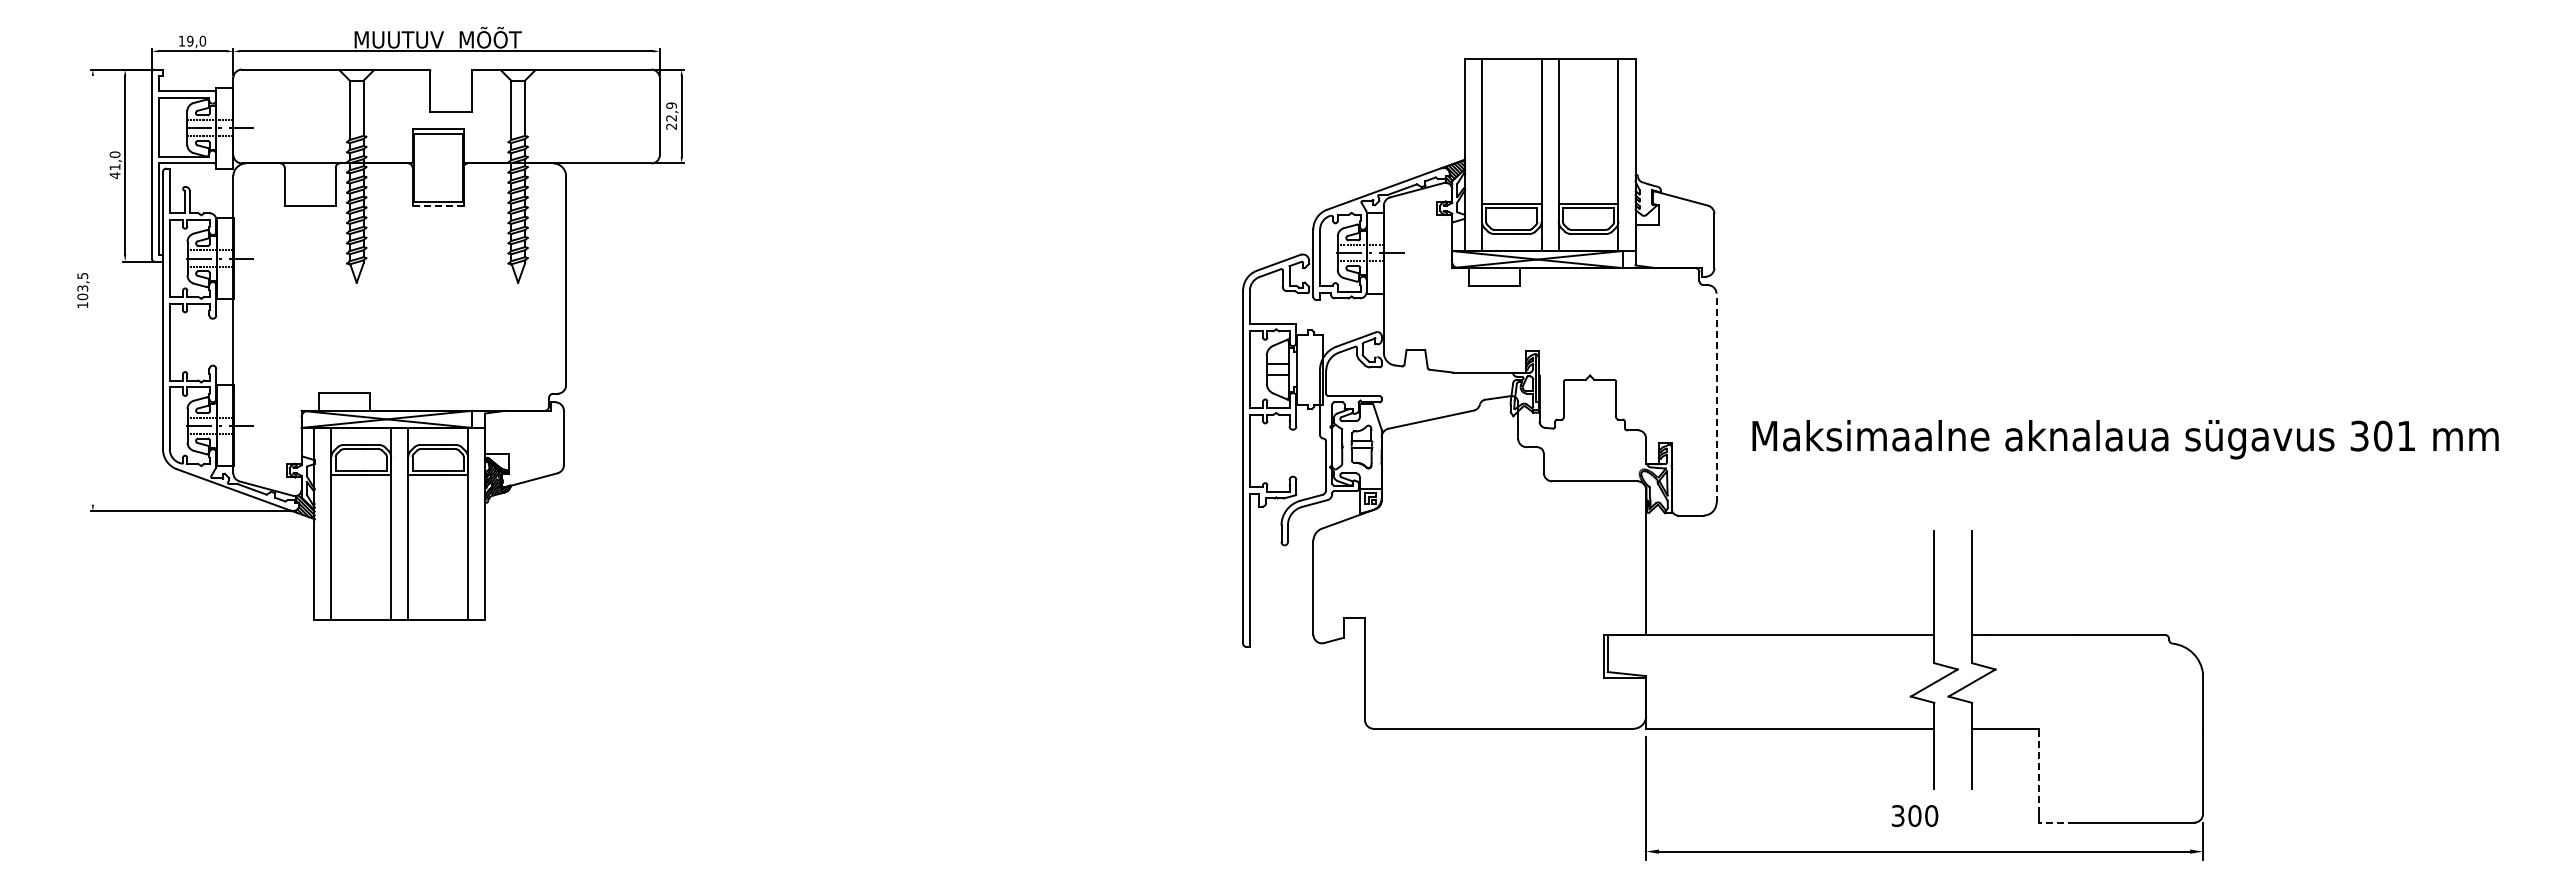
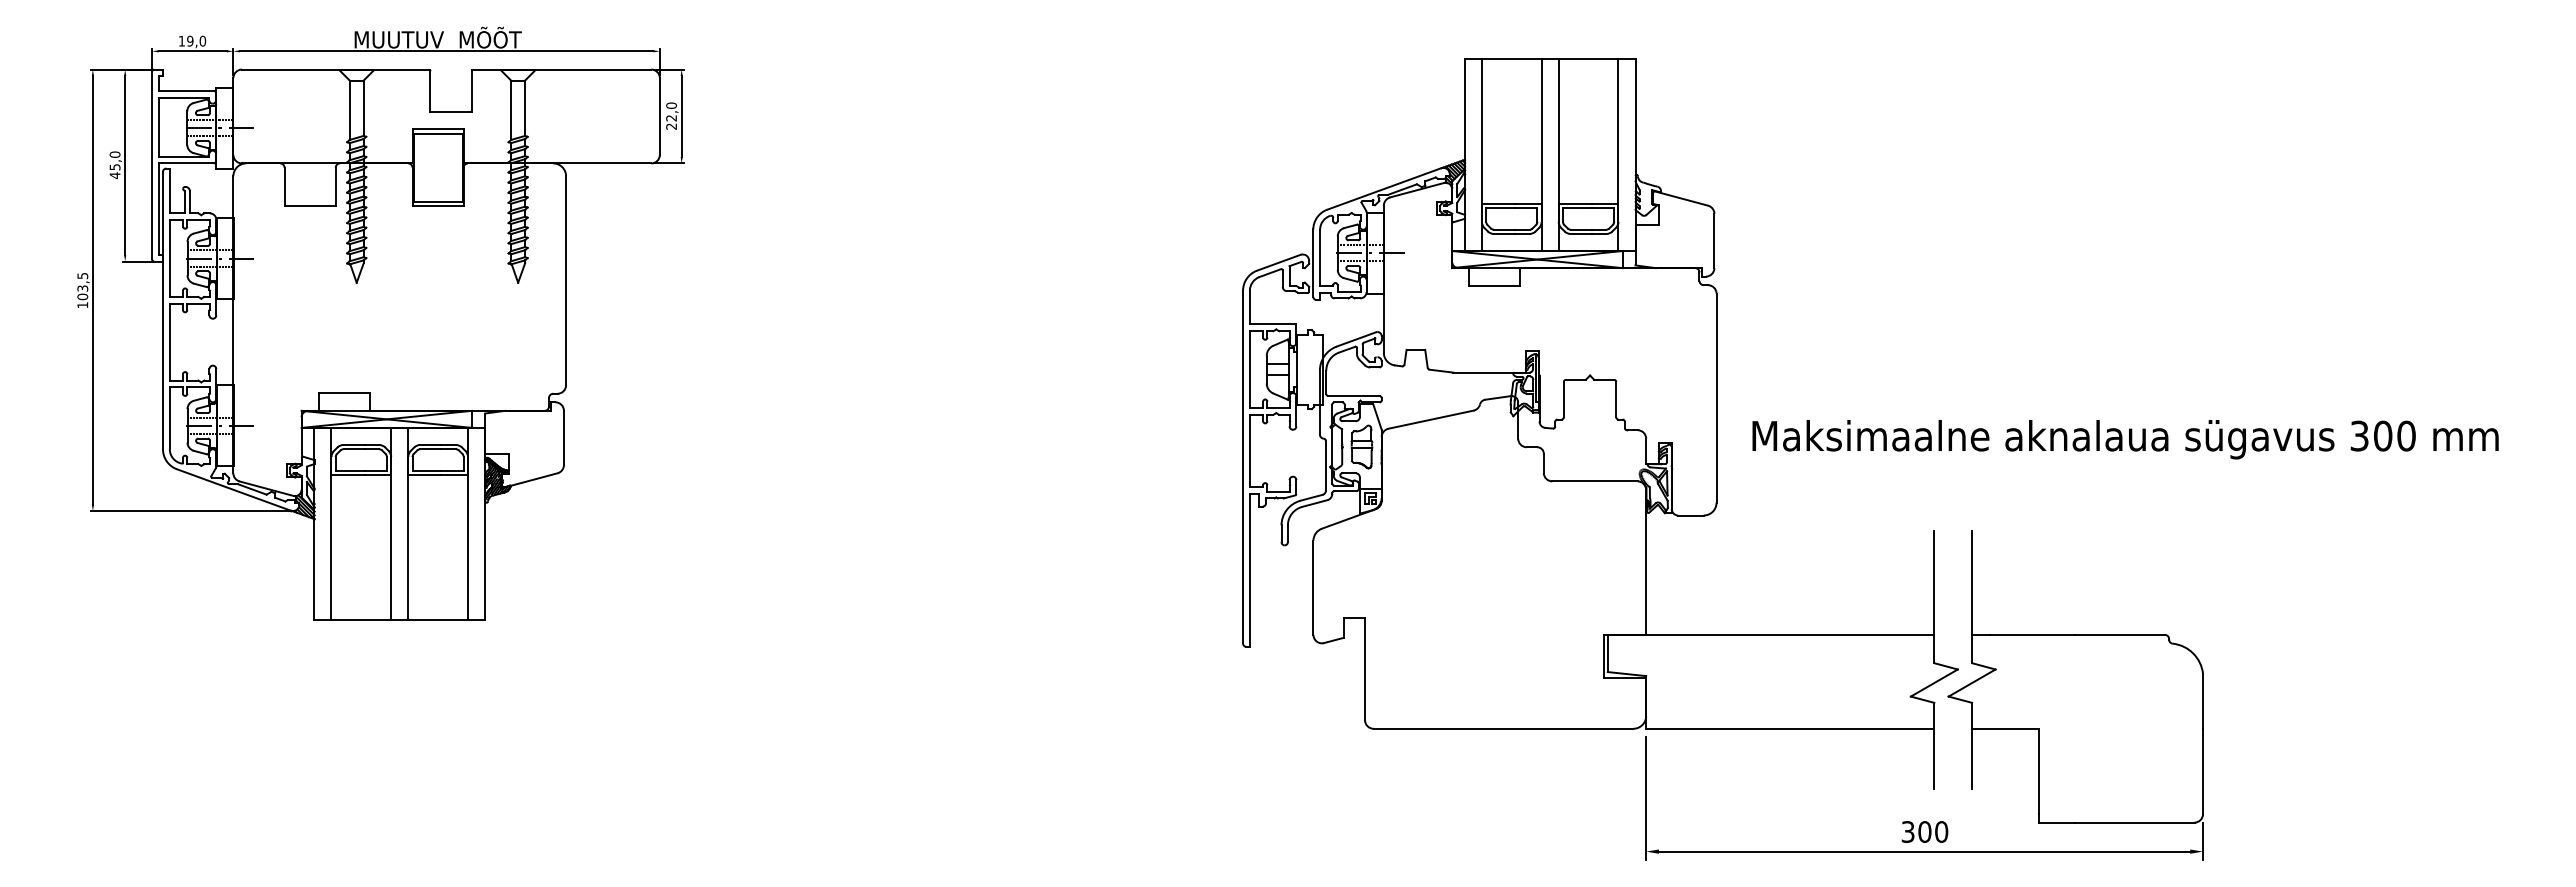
text: 22,9 -> 22,0 (671, 105)
text: 41,0 -> 45,0 (114, 167)
line: dashed -> solid (438, 206)
line: none -> present (92, 289)
line: dashed -> solid (1716, 398)
text: 301 -> 300 (2406, 435)
line: dashed -> solid (2038, 771)
text position: (1914, 815) -> (1924, 831) (1924, 831)
line: dashed -> solid (2056, 822)
